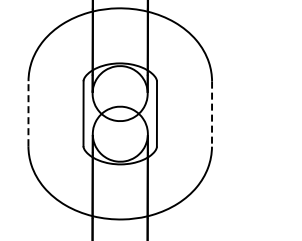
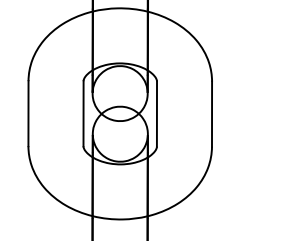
line: dashed -> solid (28, 113)
line: dashed -> solid (212, 114)
